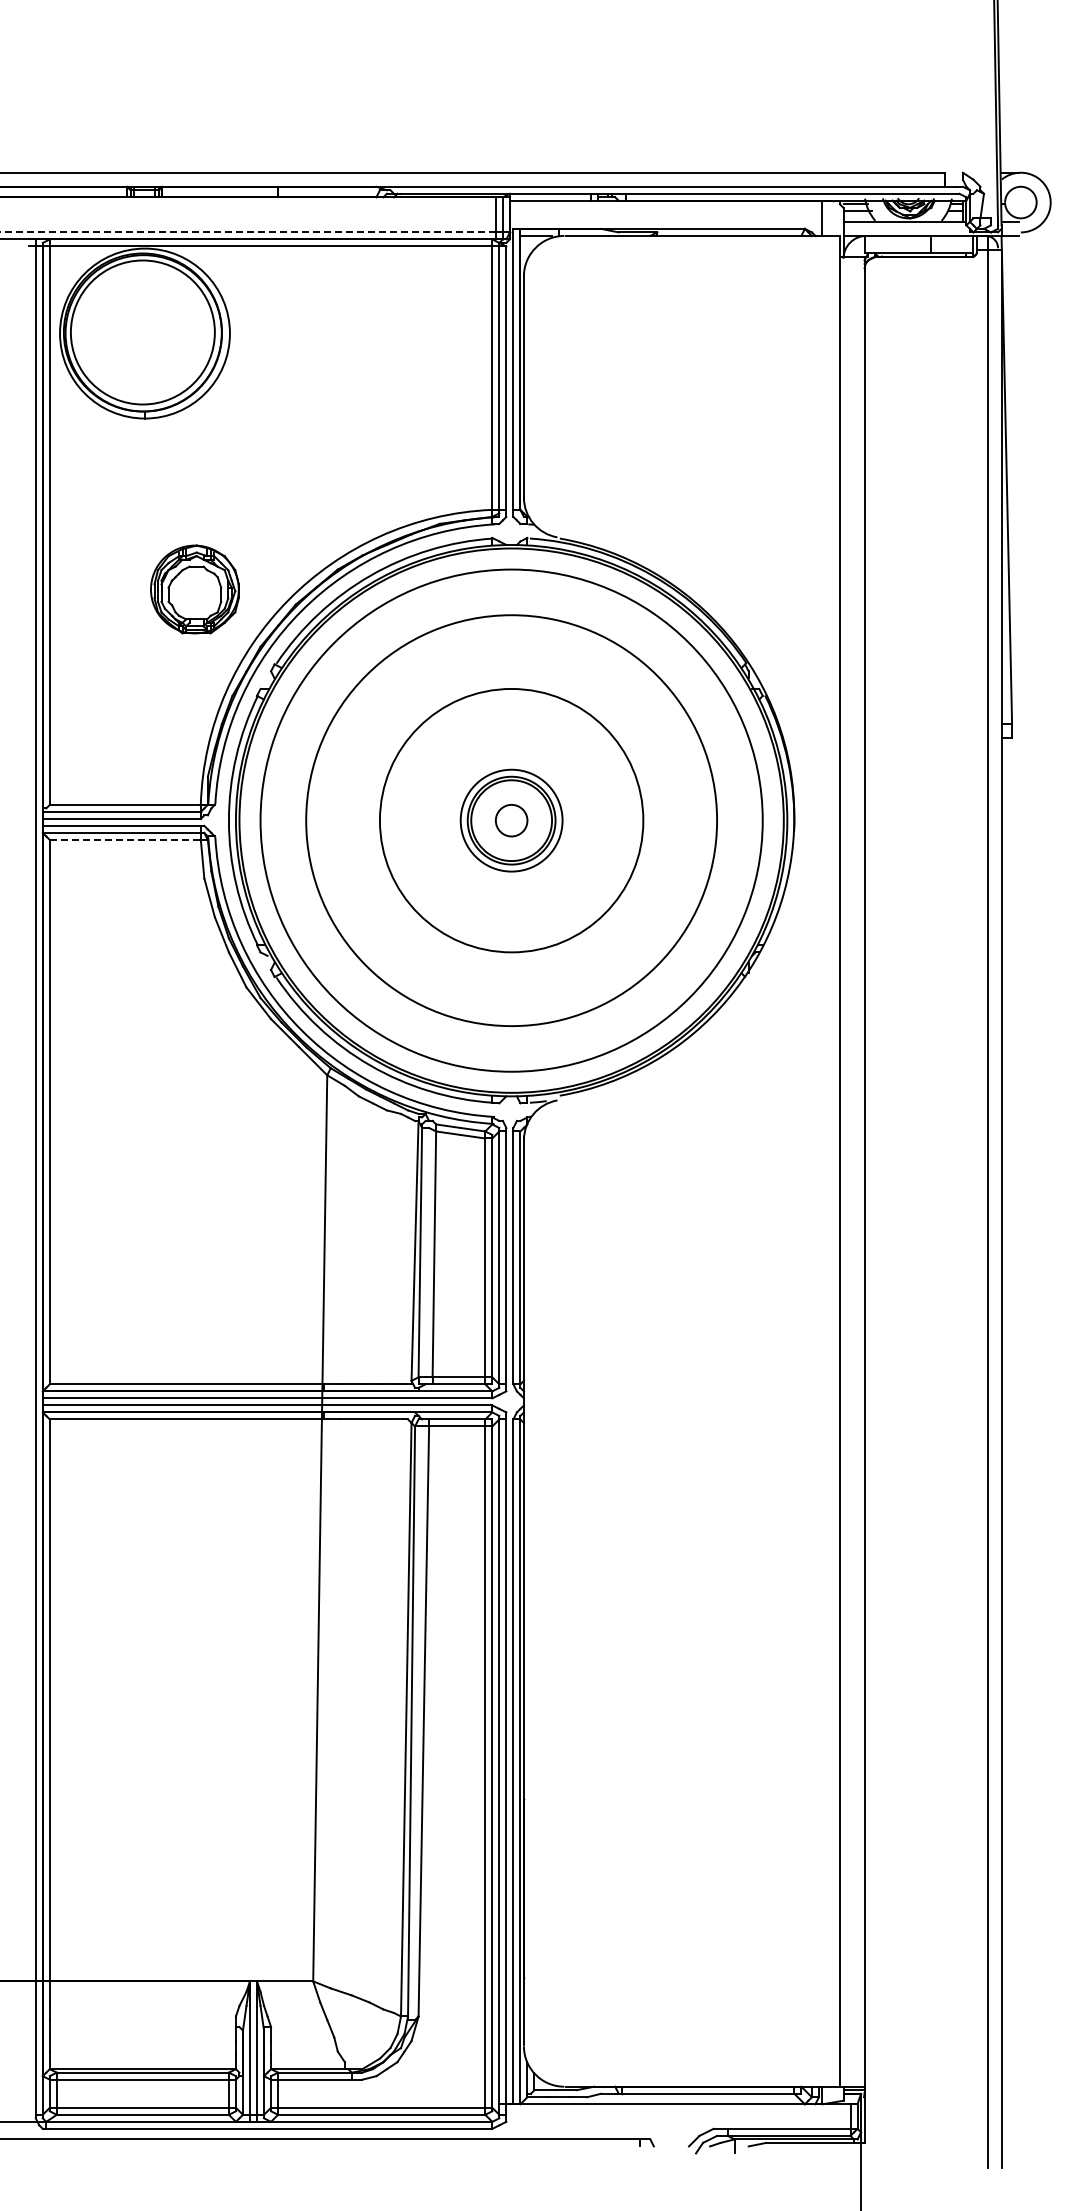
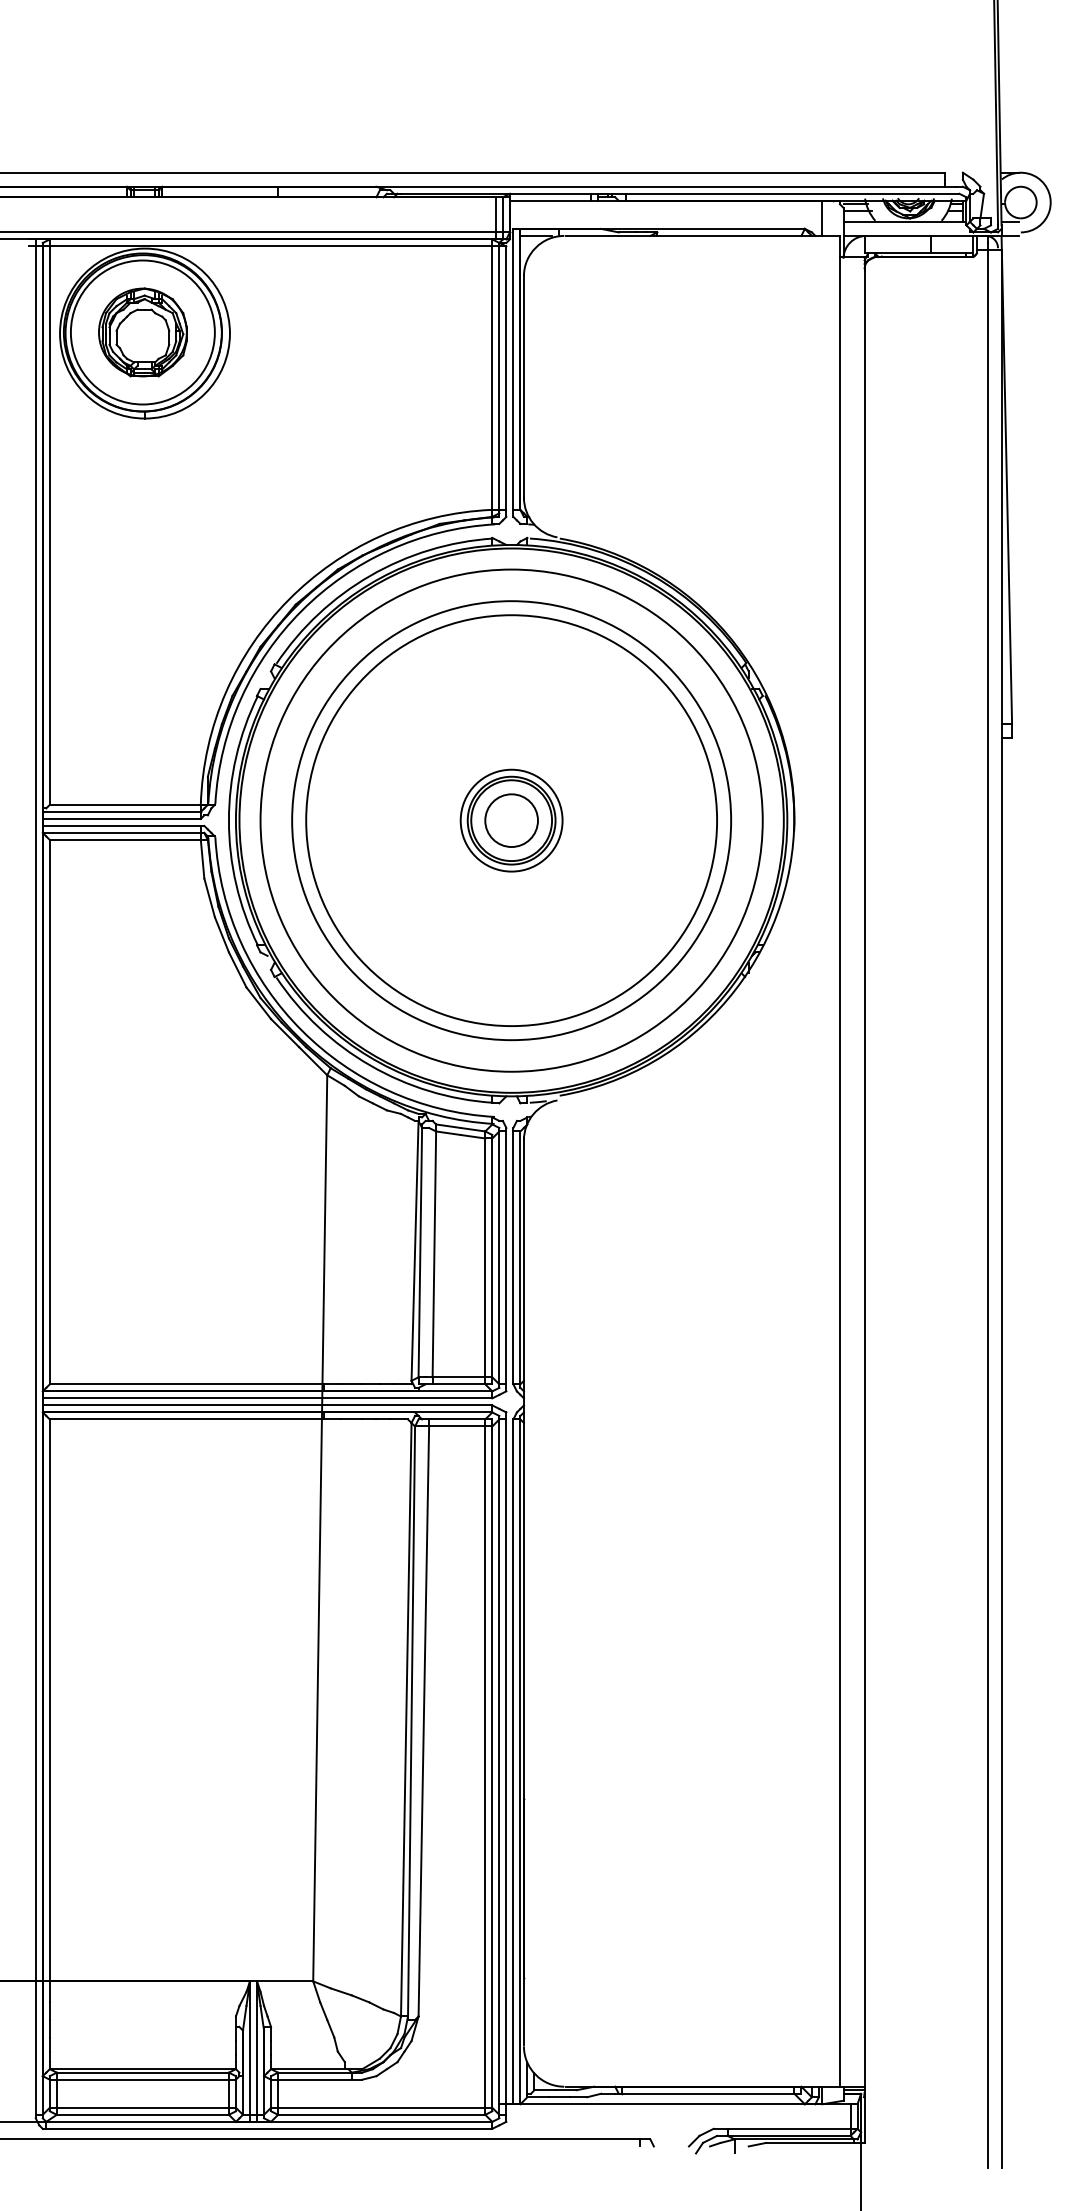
line: dashed -> solid (247, 232)
part position: (194, 589) -> (142, 332) (142, 332)
circle diameter: 263 px -> 439 px (511, 820)
circle diameter: 32 px -> 53 px (511, 820)
line: dashed -> solid (125, 839)
